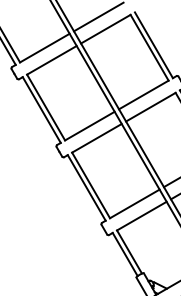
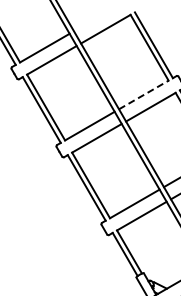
line: present -> none (98, 16)
line: solid -> dashed (143, 95)
